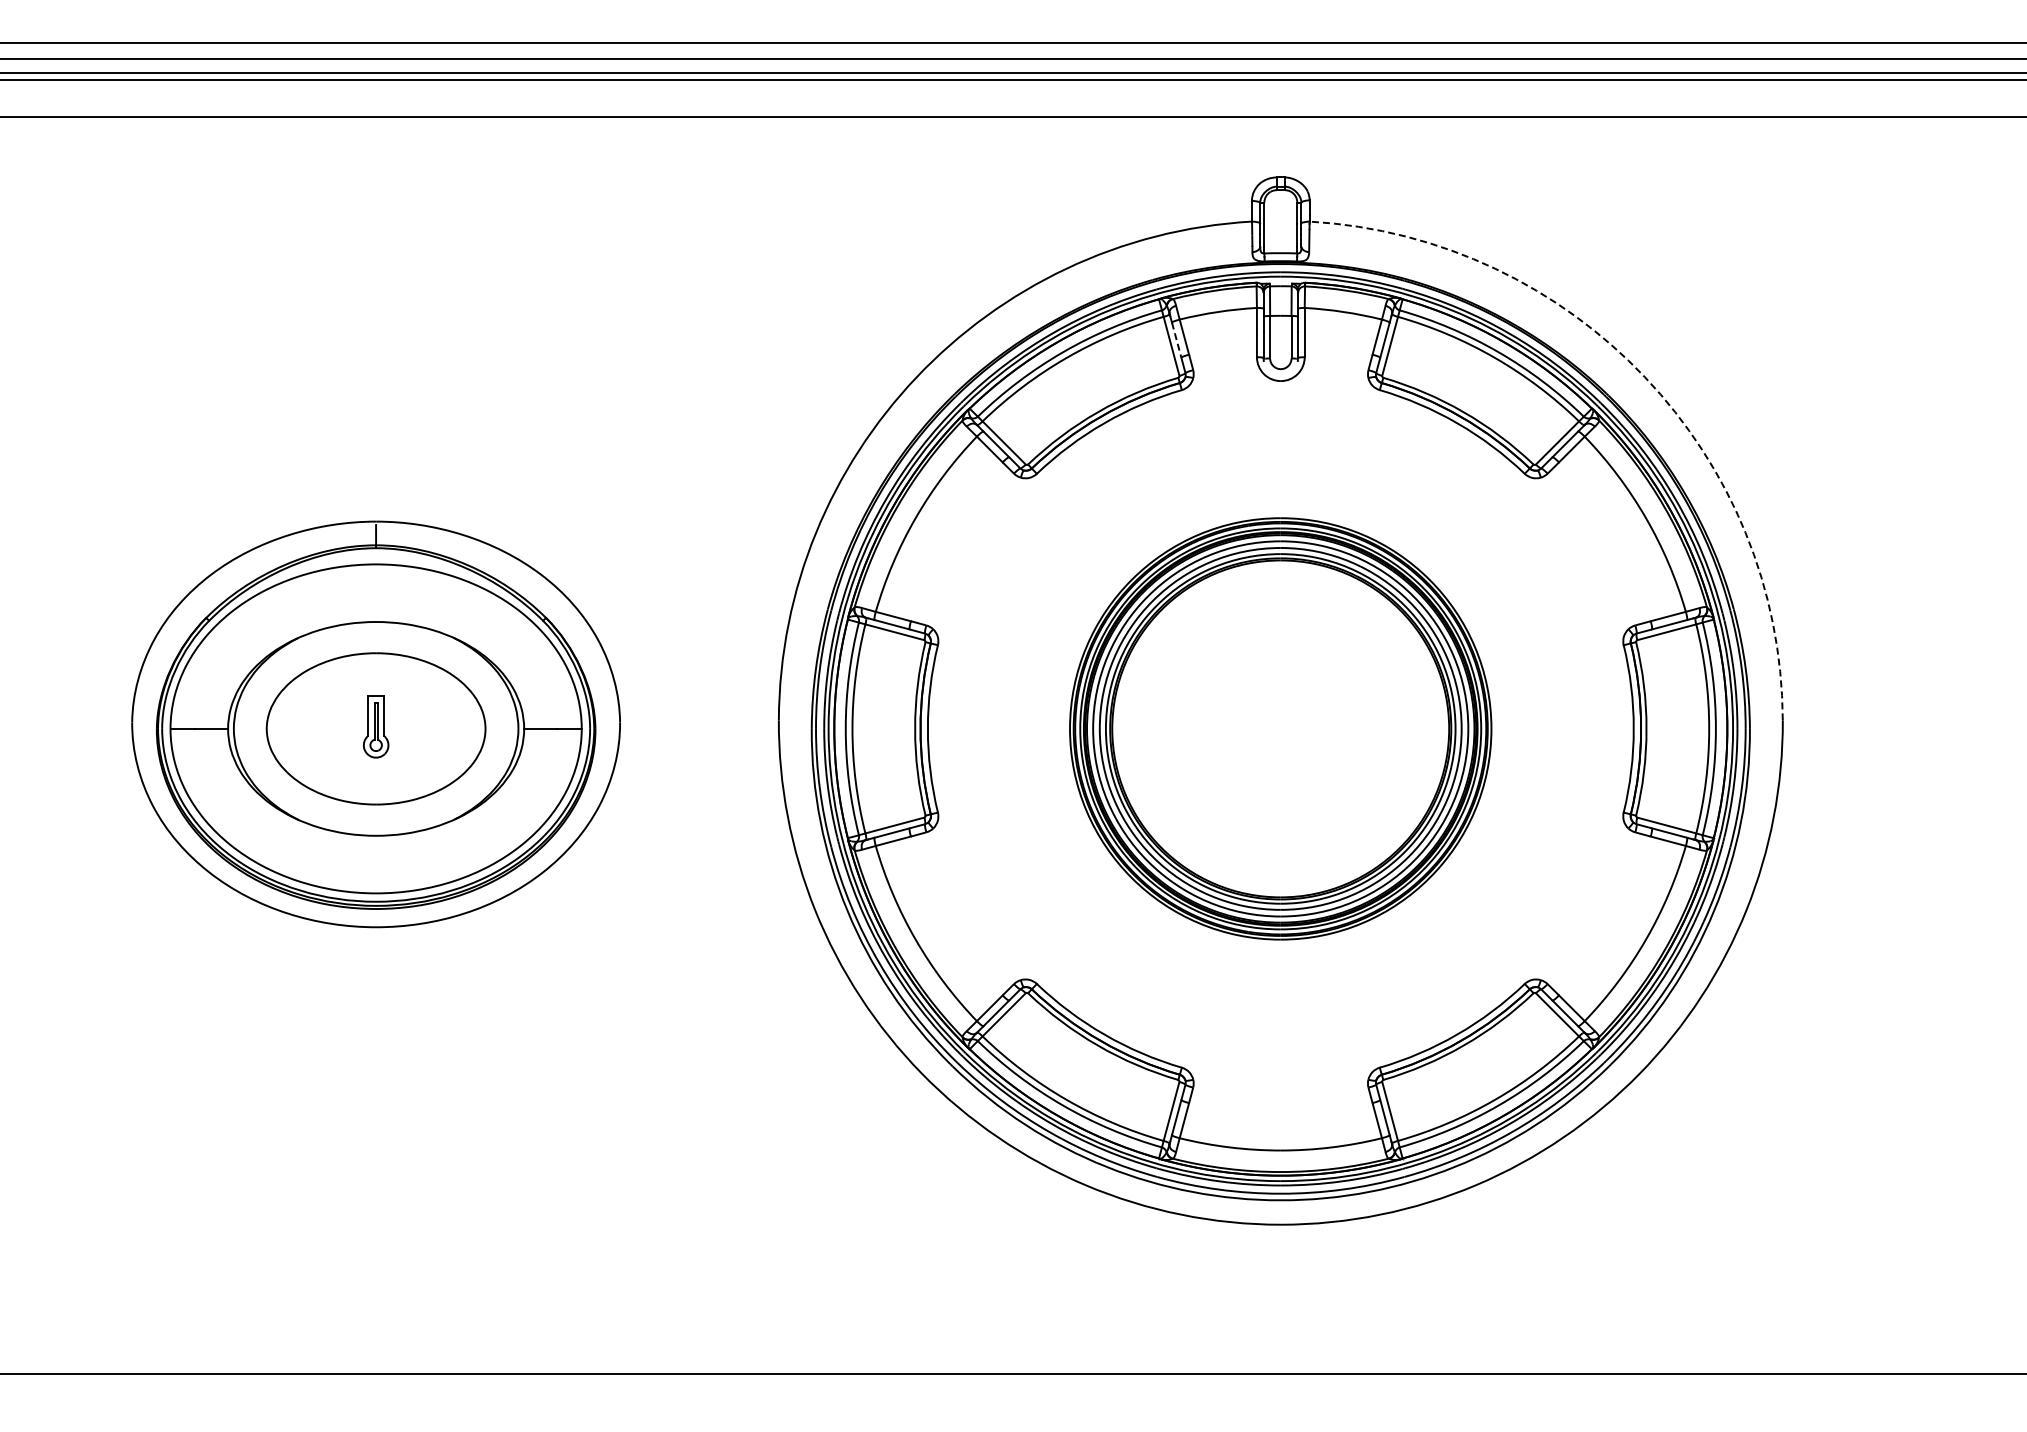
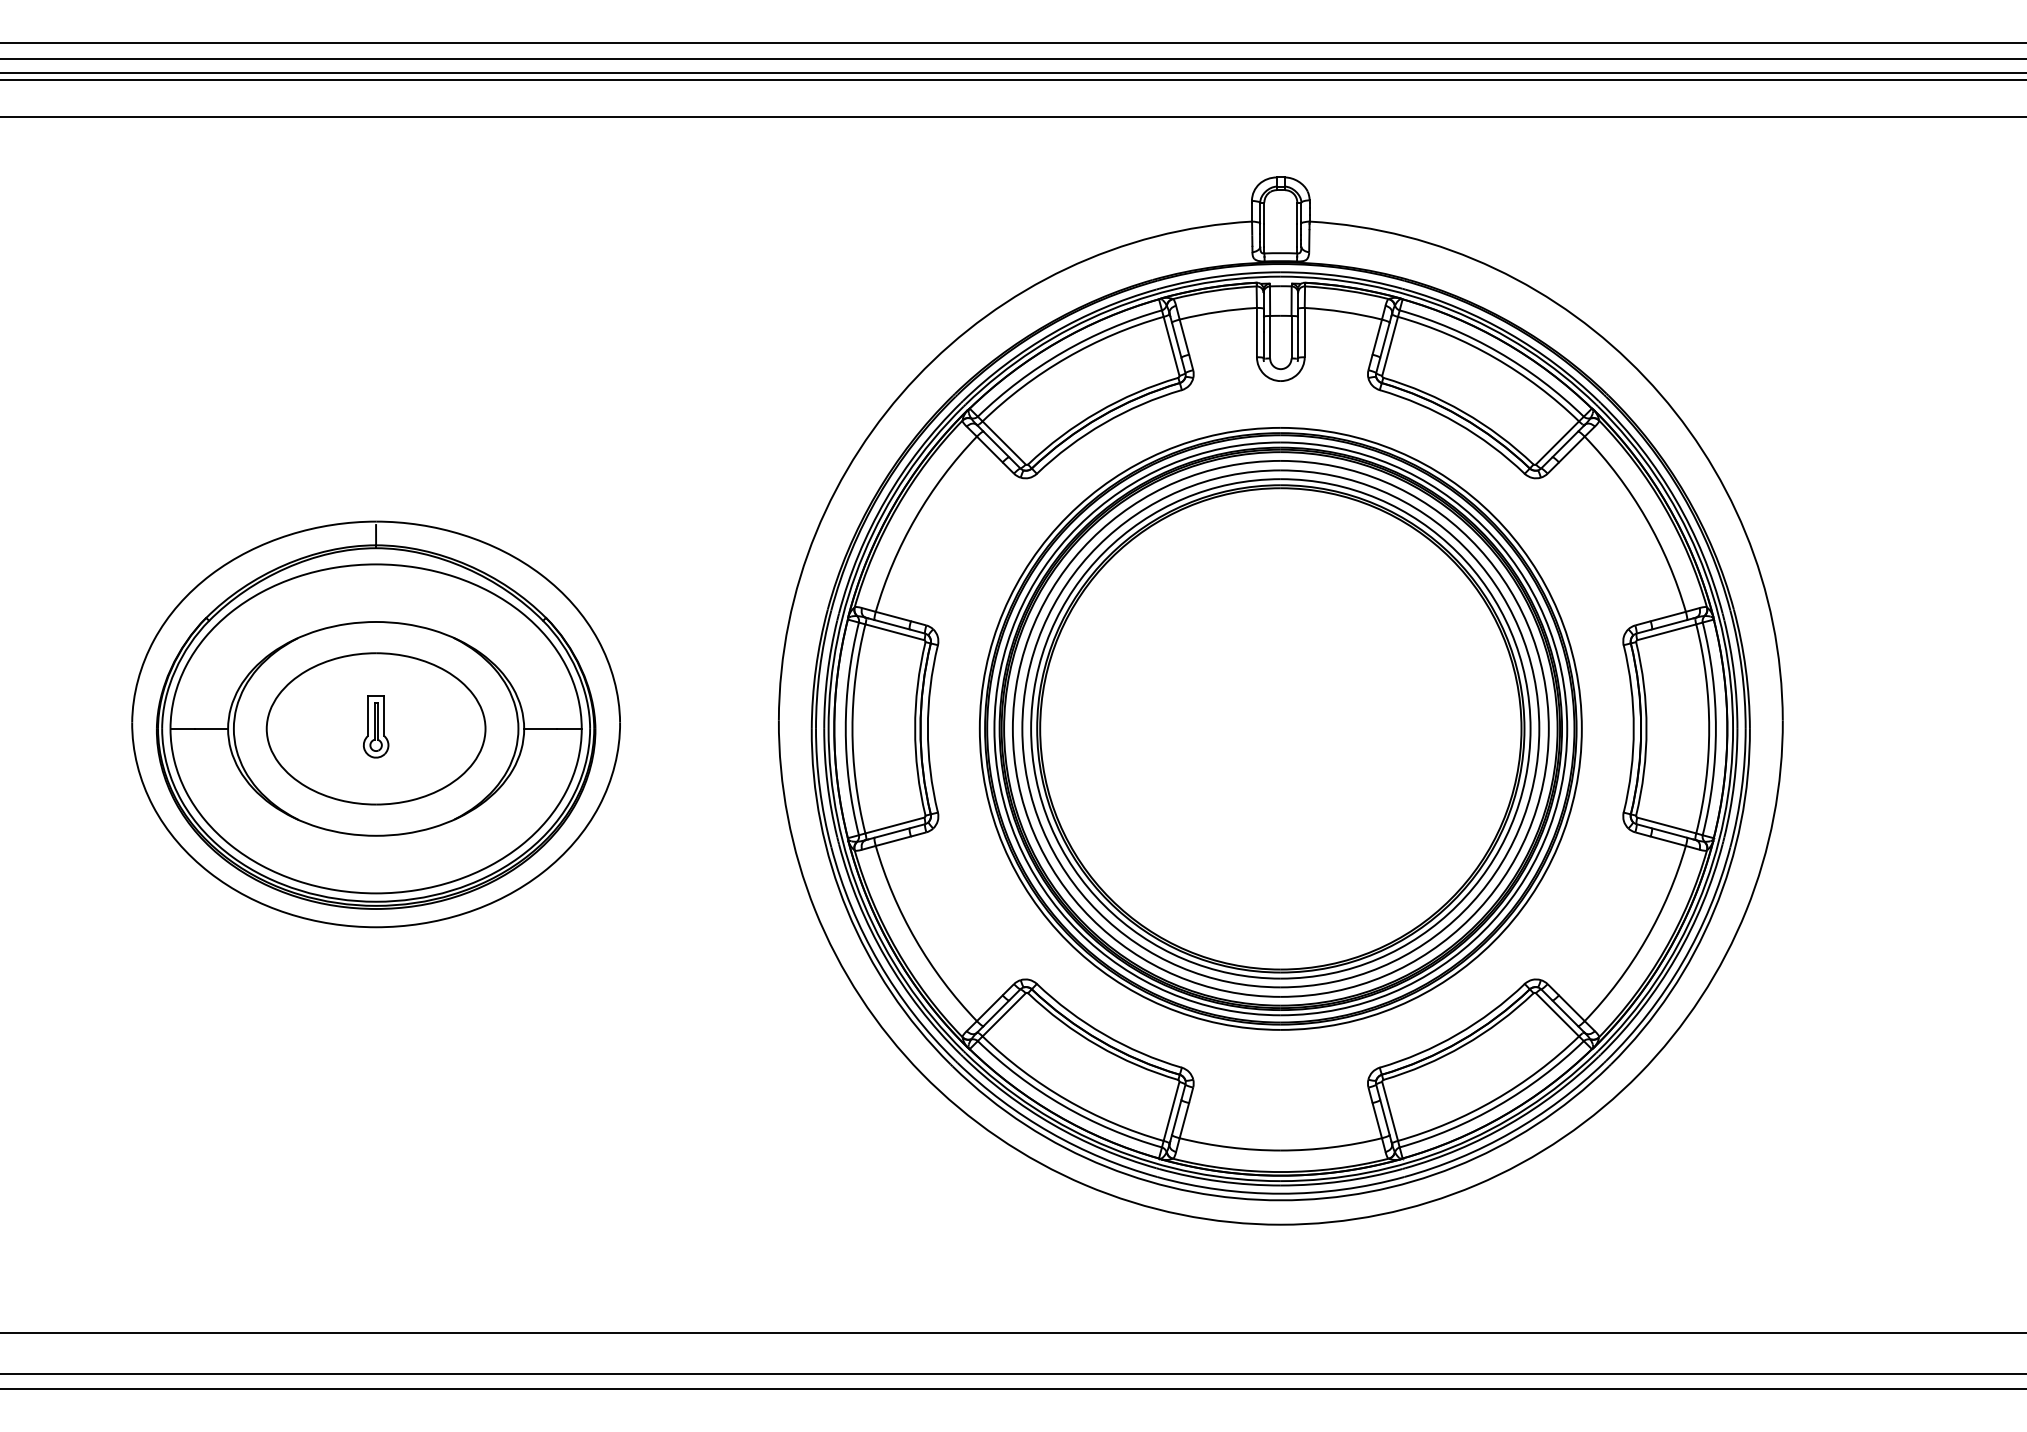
line: dashed -> solid (1176, 340)
arc: dashed -> solid (1645, 377)
part size: 424x424 px -> 605x604 px (1280, 728)
line: none -> present (1012, 1333)
line: none -> present (1012, 1389)
